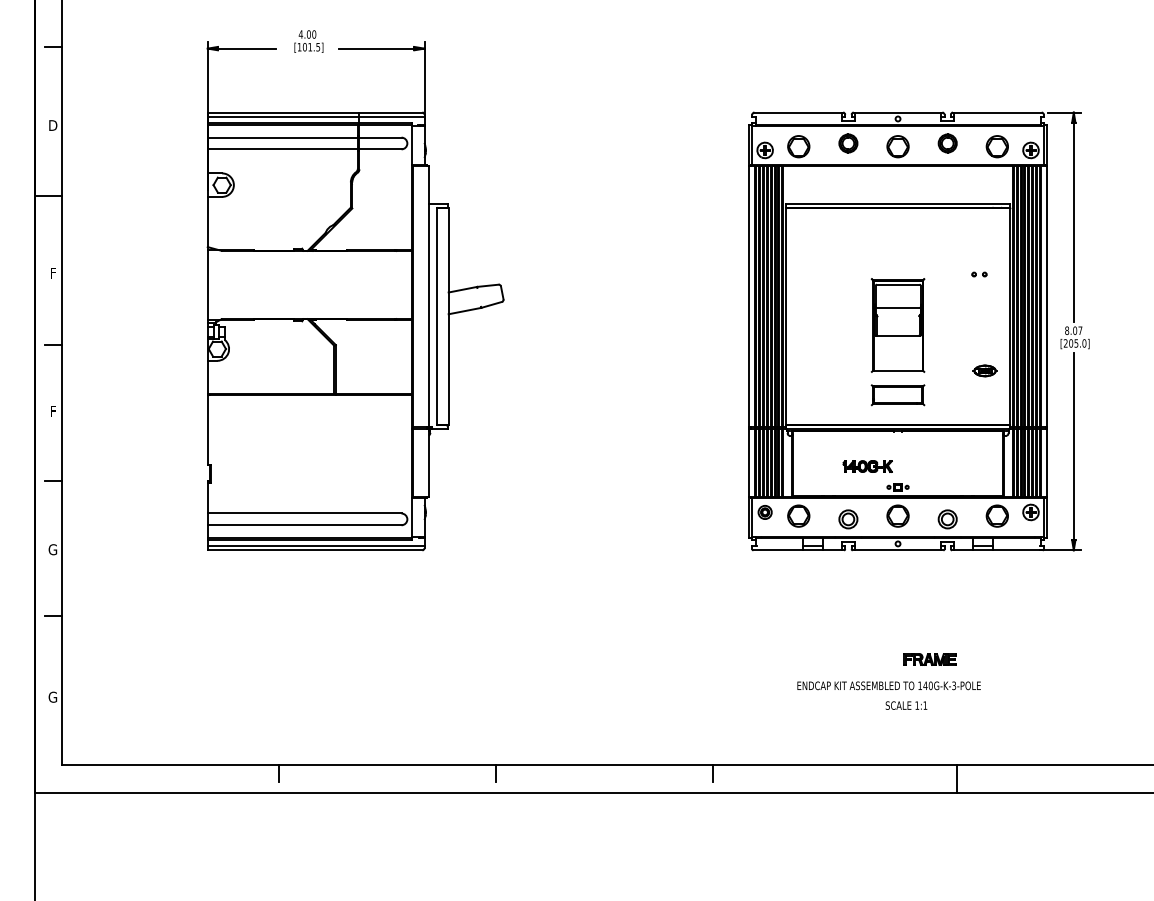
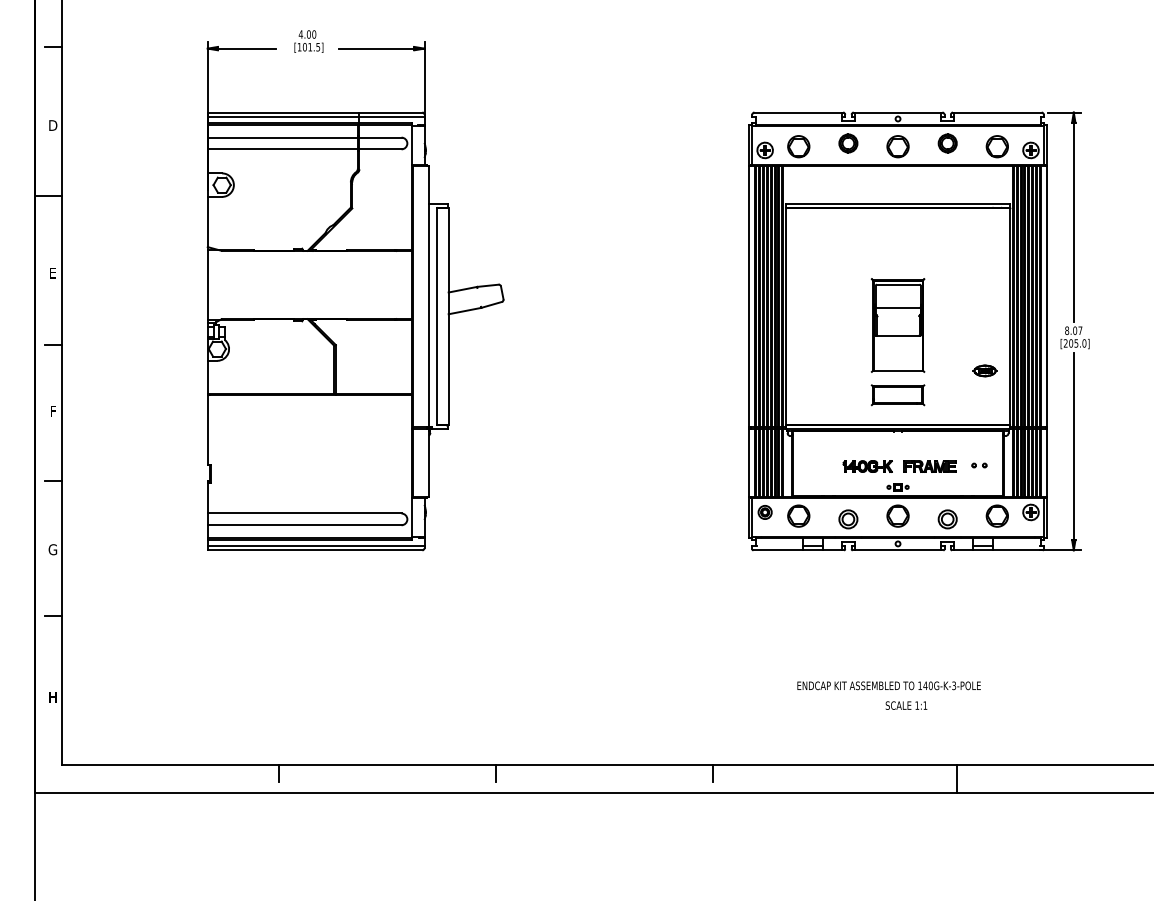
text: F -> E (52, 273)
part position: (979, 274) -> (979, 465) (979, 465)
part position: (929, 659) -> (929, 466) (929, 466)
text: G -> H (52, 696)
